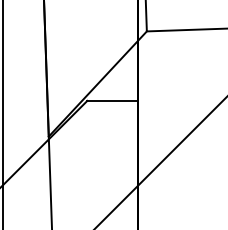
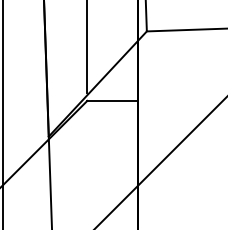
line: none -> present (87, 47)
